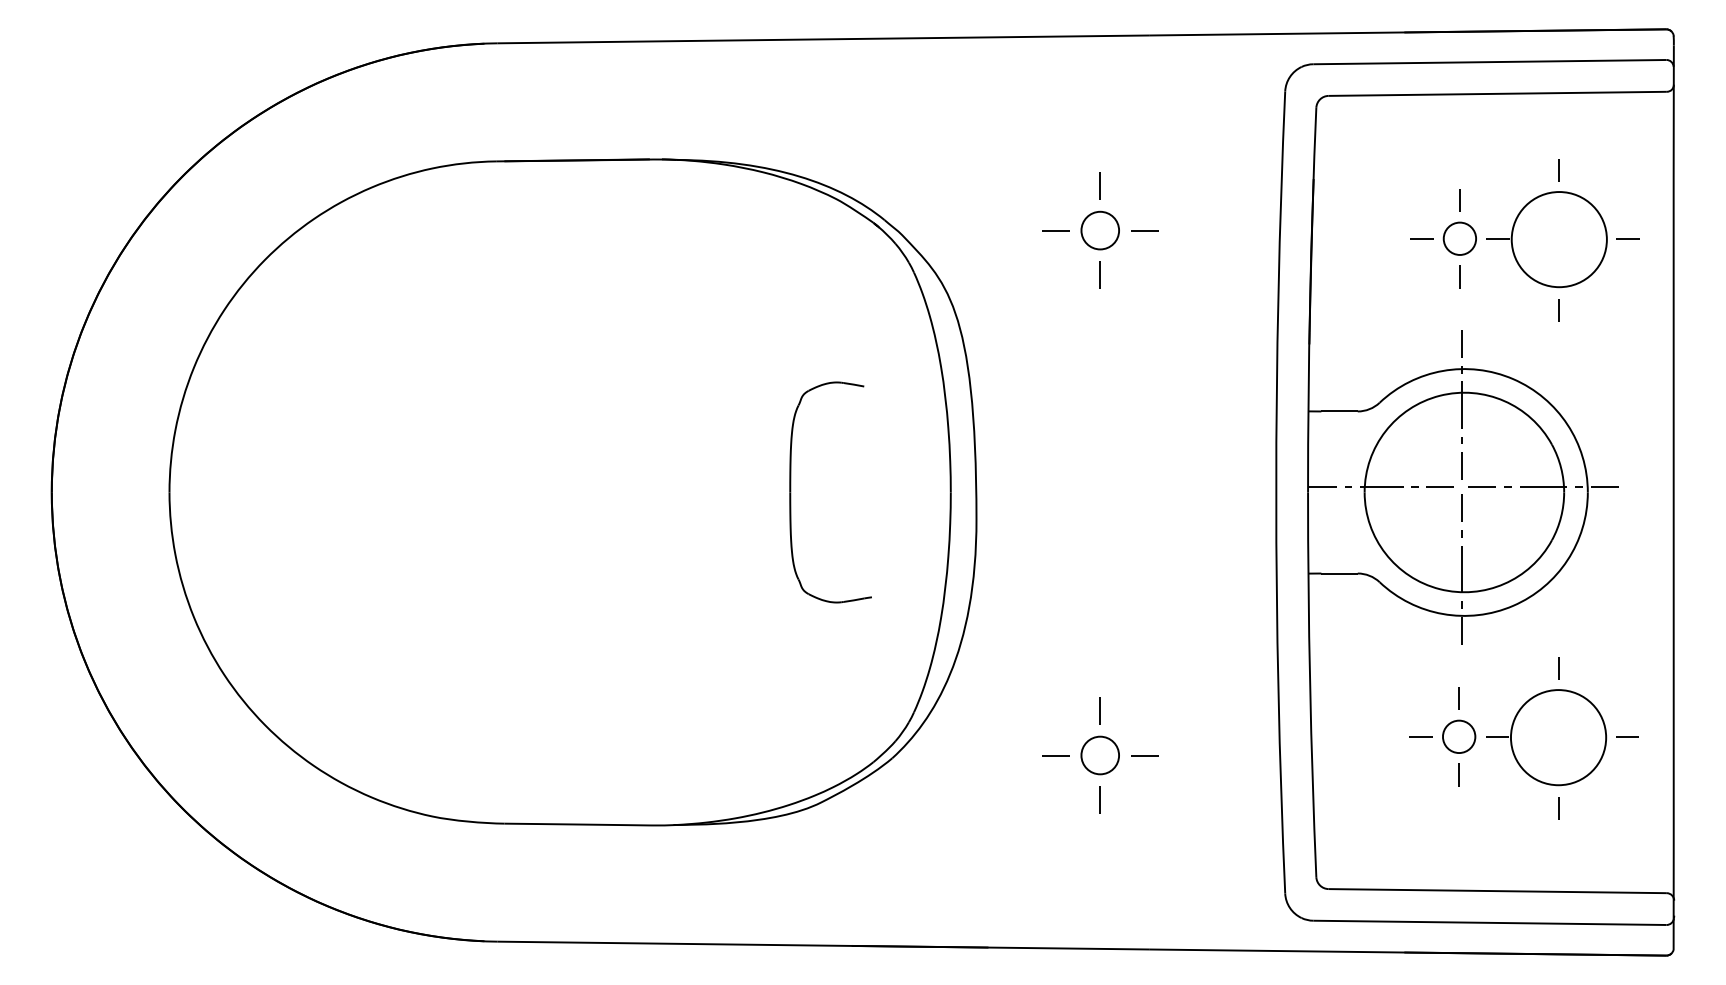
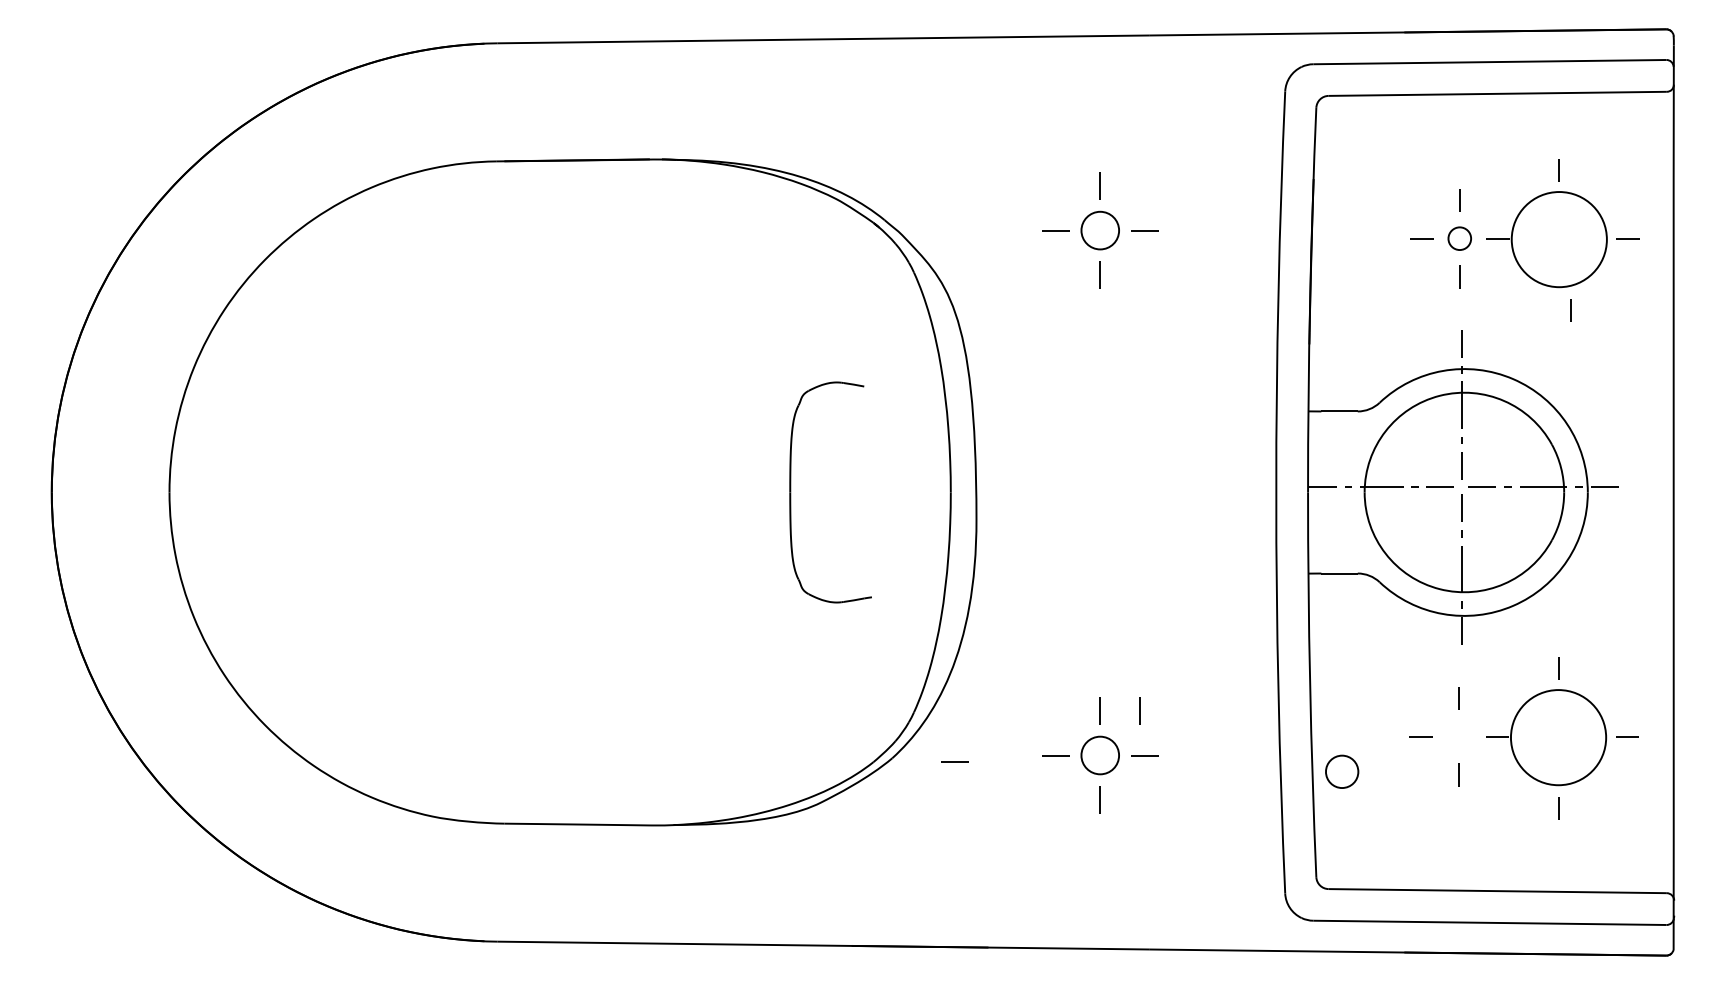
part size: 35x35 px -> 25x25 px (1459, 238)
line position: (1558, 310) -> (1570, 310) (1570, 310)
line: none -> present (1139, 710)
part position: (1459, 736) -> (1342, 771) (1342, 771)
line: none -> present (954, 761)
